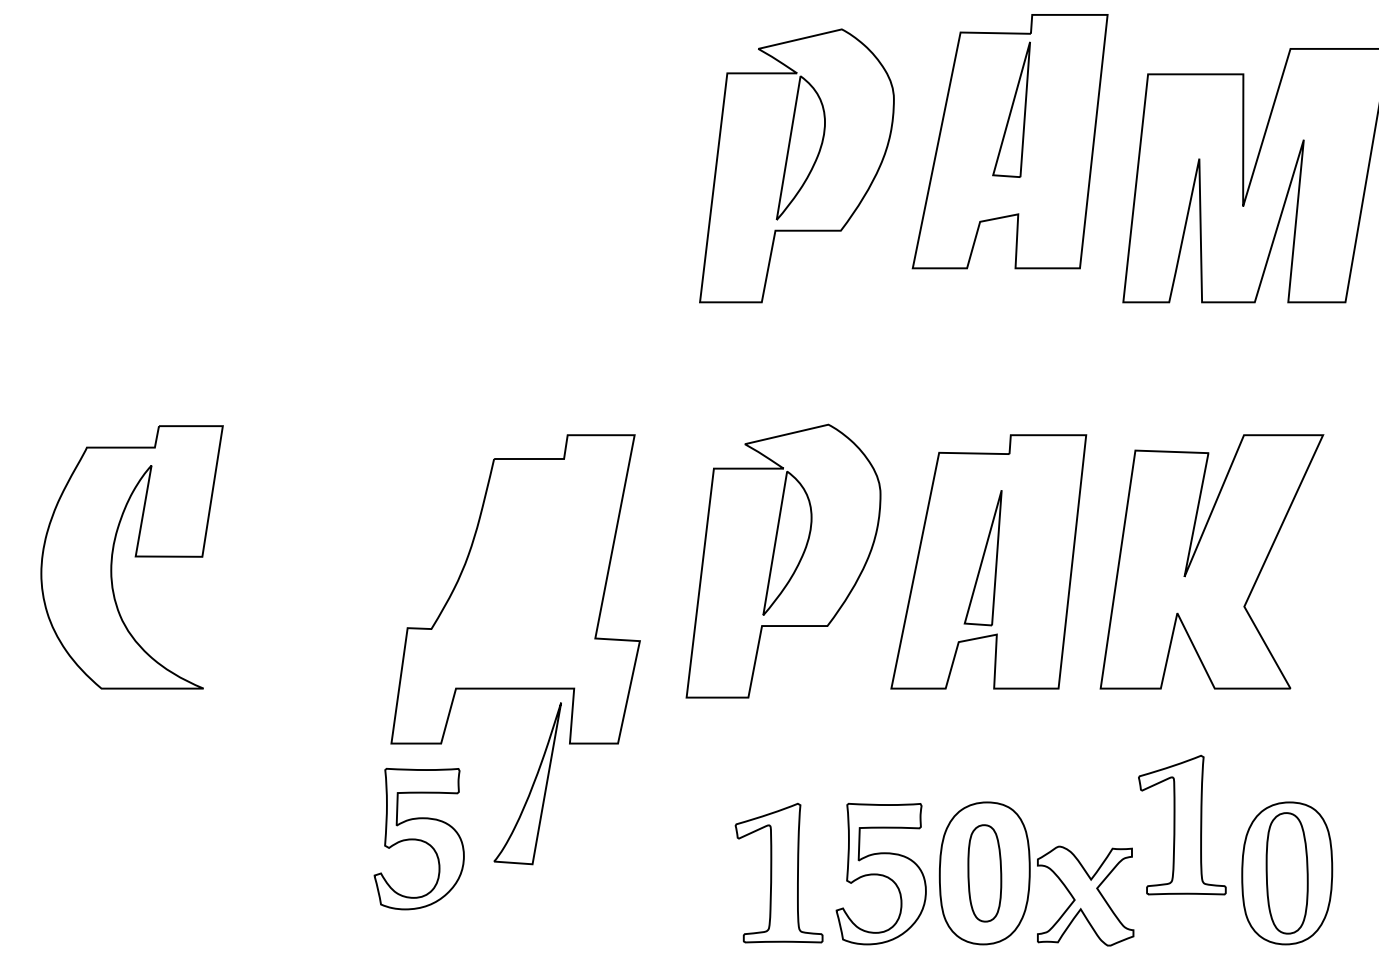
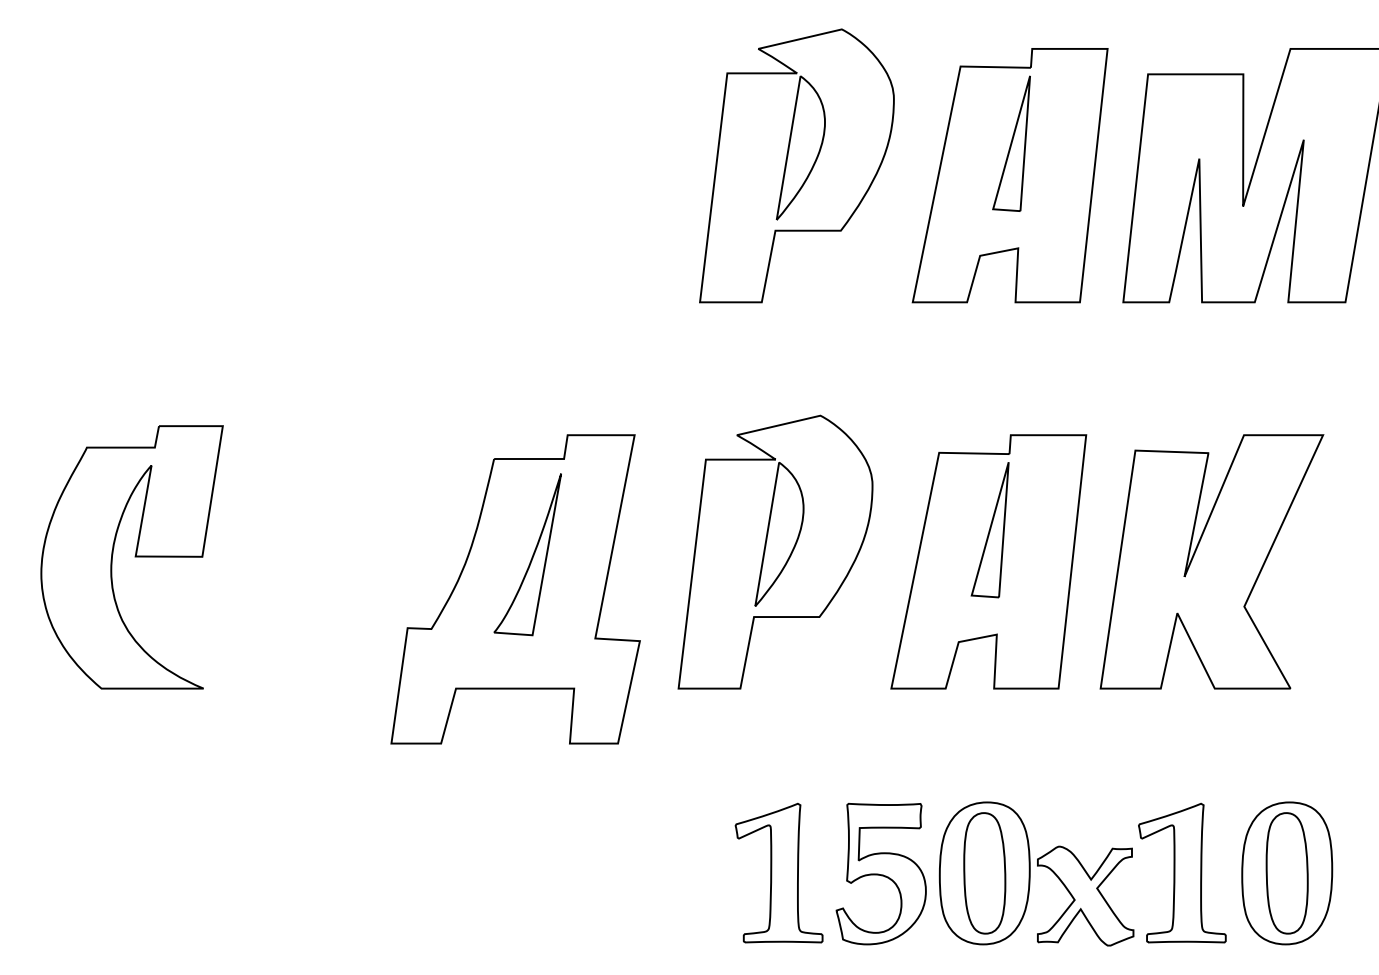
part position: (1009, 141) -> (1009, 175) (1009, 175)
part position: (982, 558) -> (989, 530) (989, 530)
part position: (783, 560) -> (775, 551) (775, 551)
part position: (527, 783) -> (527, 554) (527, 554)
part position: (1182, 824) -> (1182, 872) (1182, 872)
part: present -> none (418, 839)
part size: 36x99 px -> 44x123 px (984, 873)
